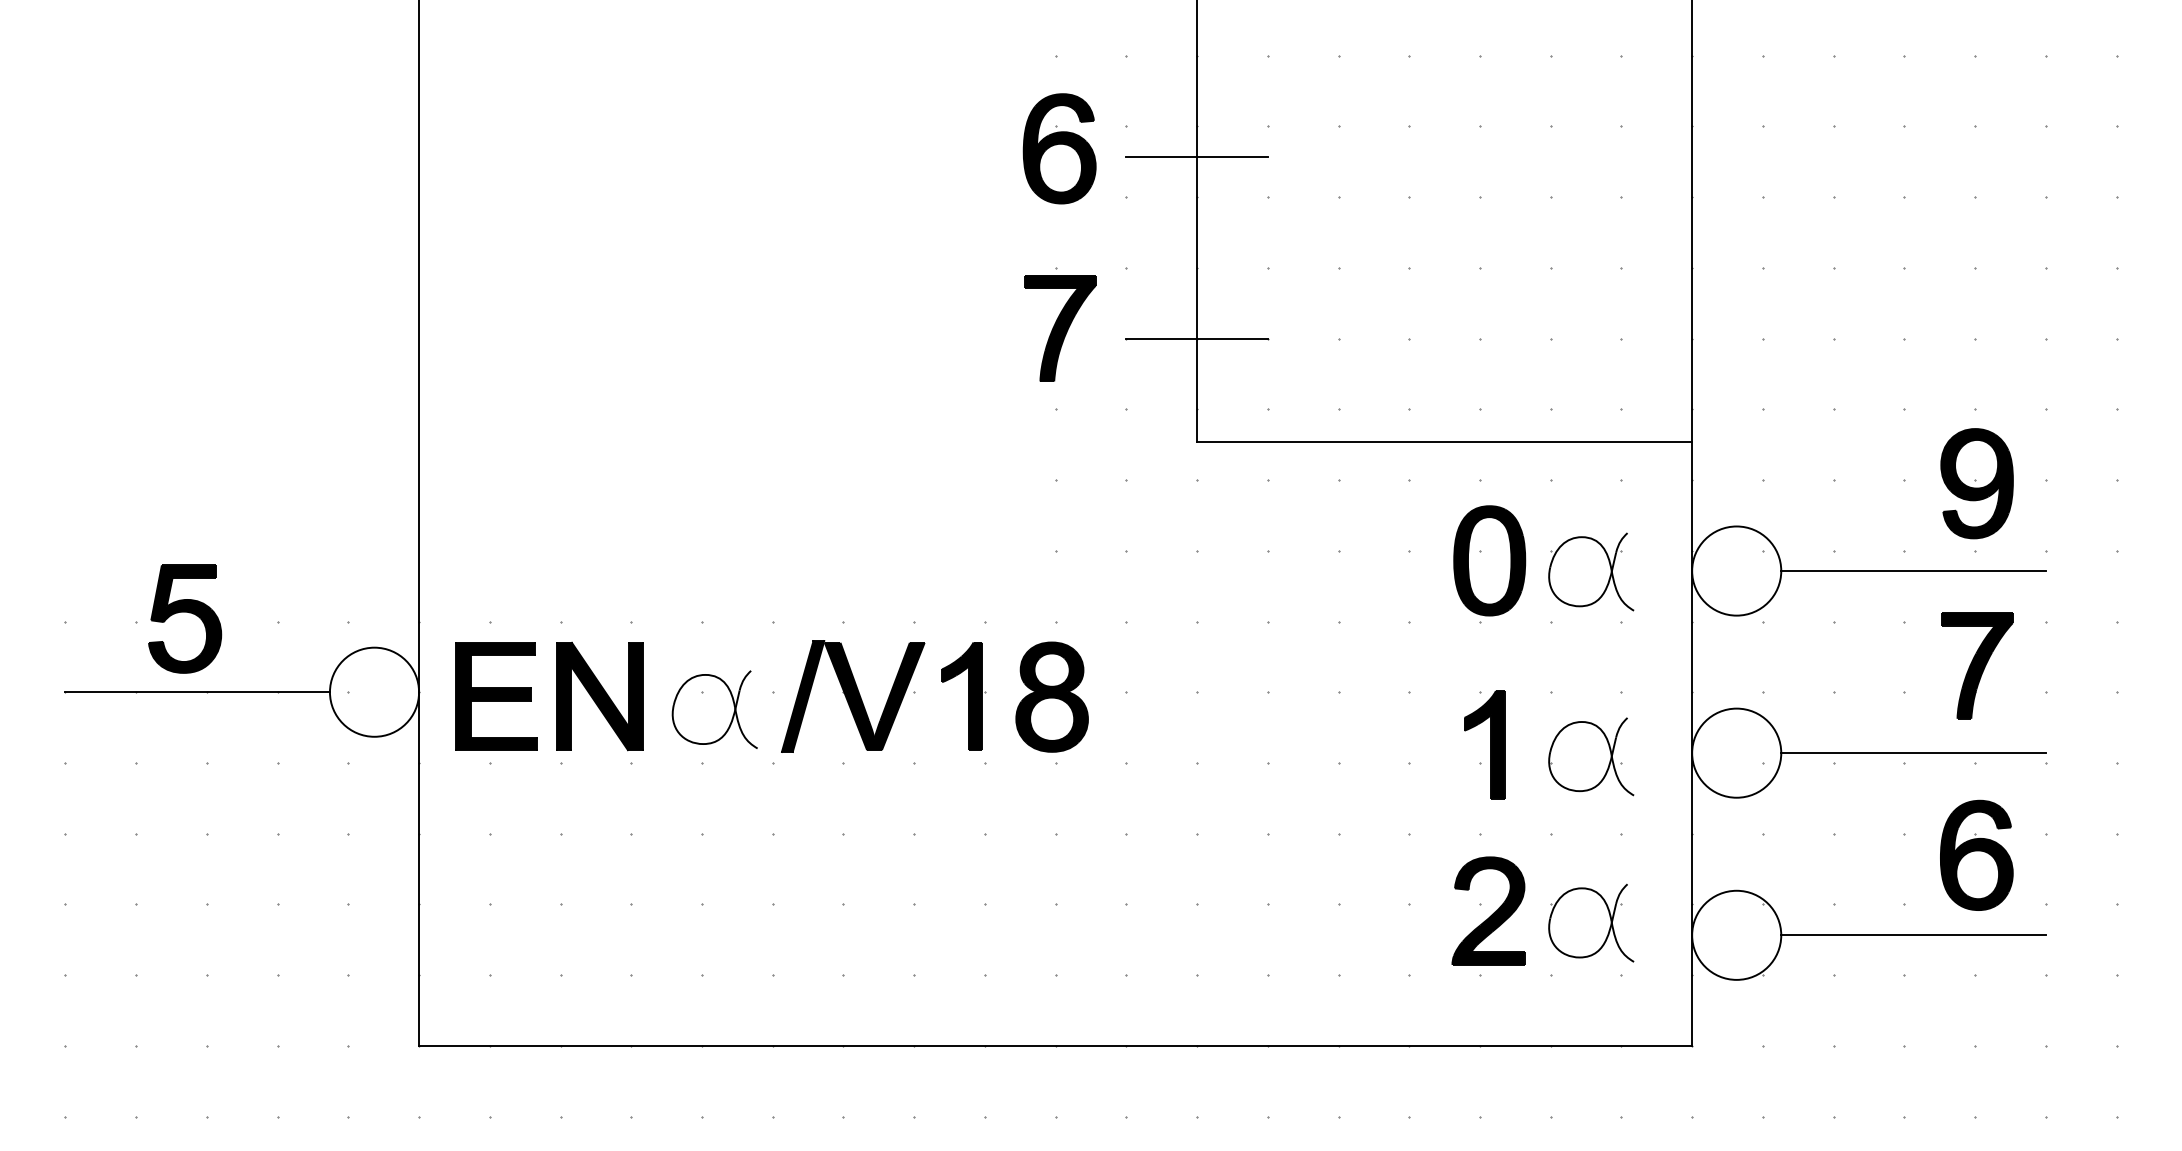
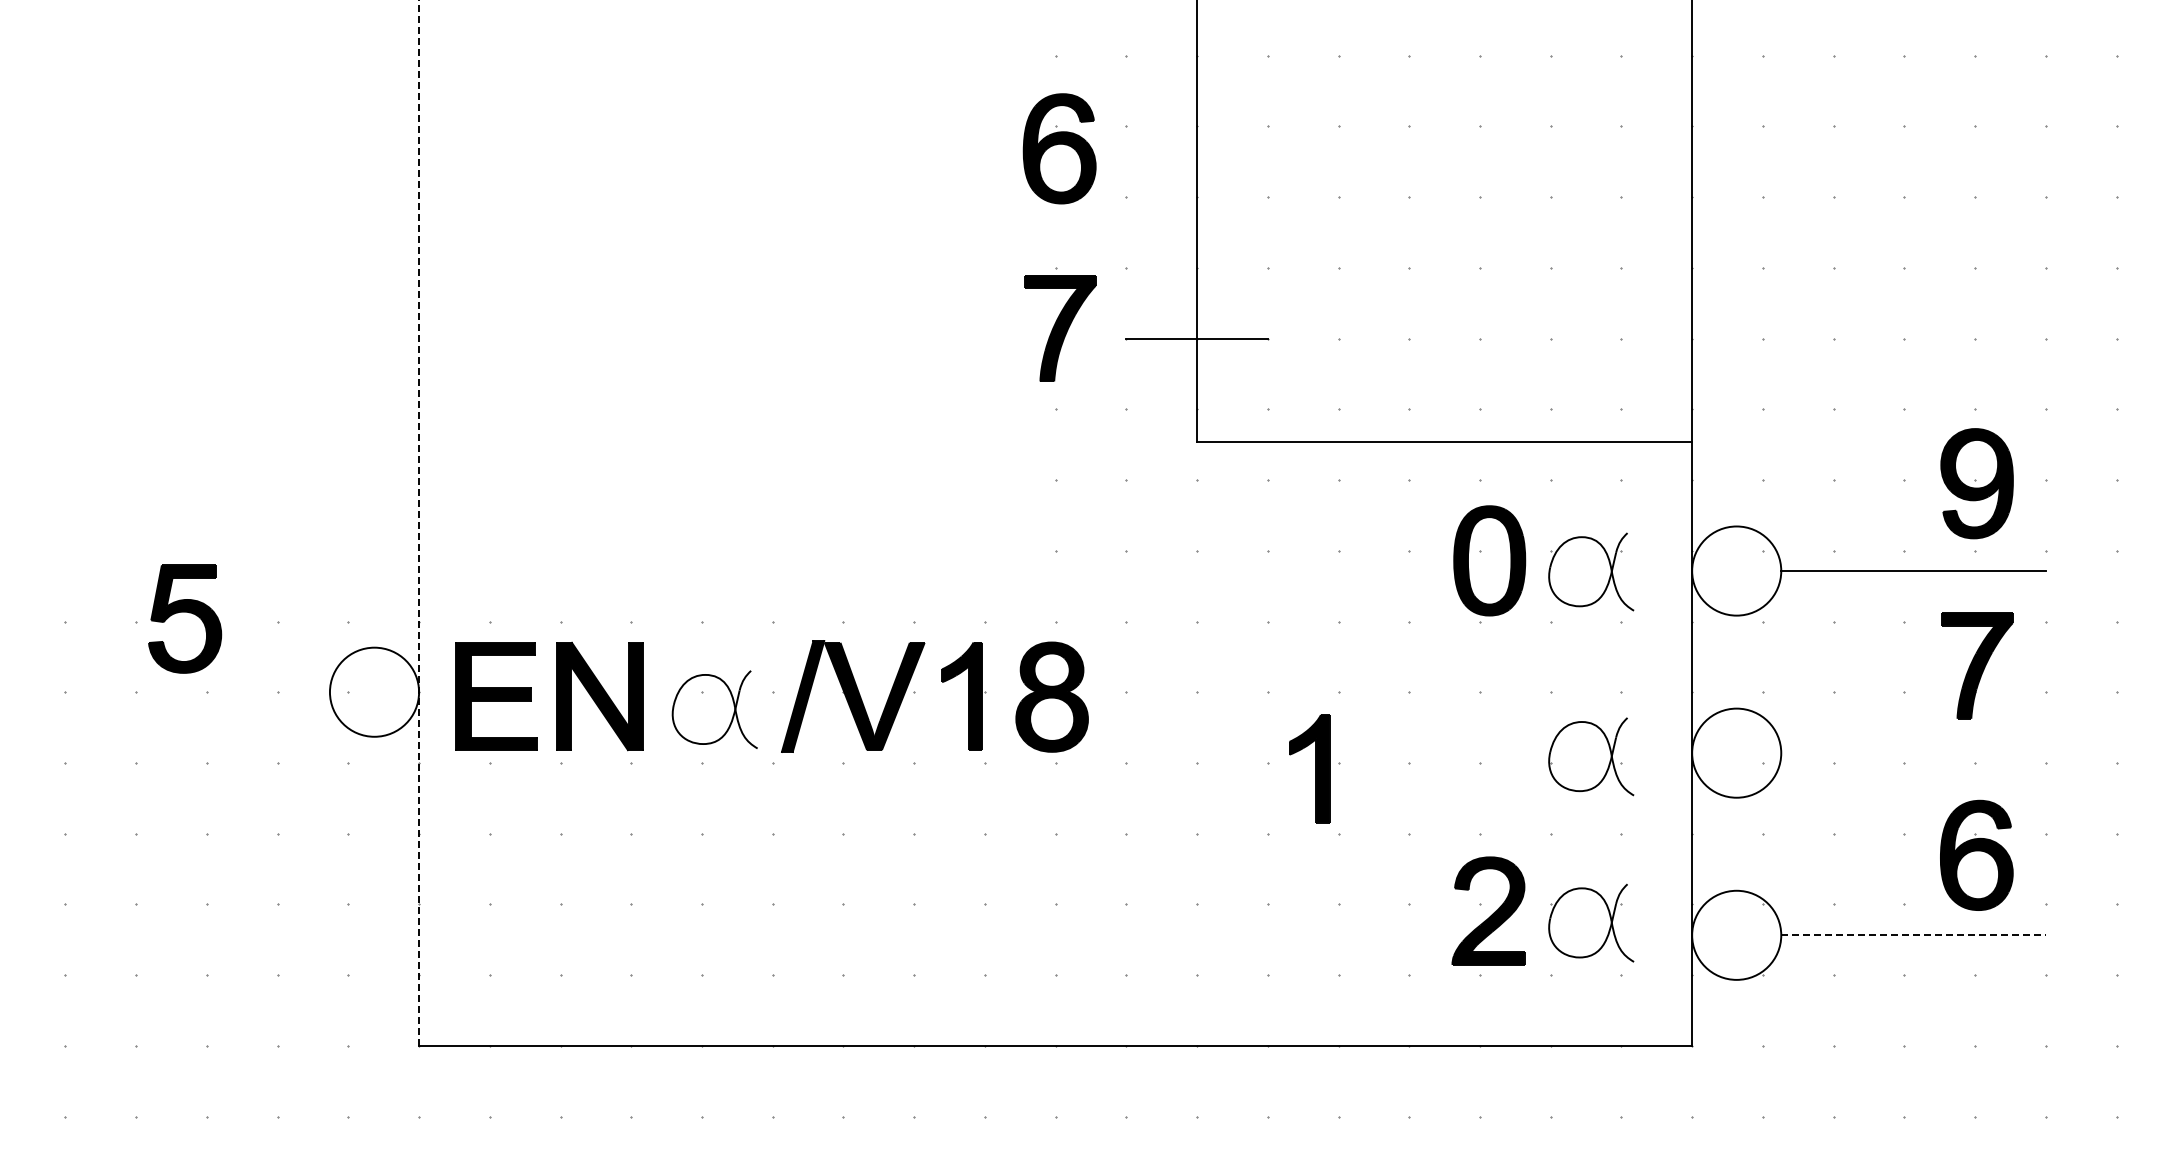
line: present -> none (1196, 156)
line: solid -> dashed (419, 522)
line: present -> none (197, 692)
part position: (1484, 744) -> (1309, 768) (1309, 768)
line: present -> none (1913, 753)
line: solid -> dashed (1914, 935)
